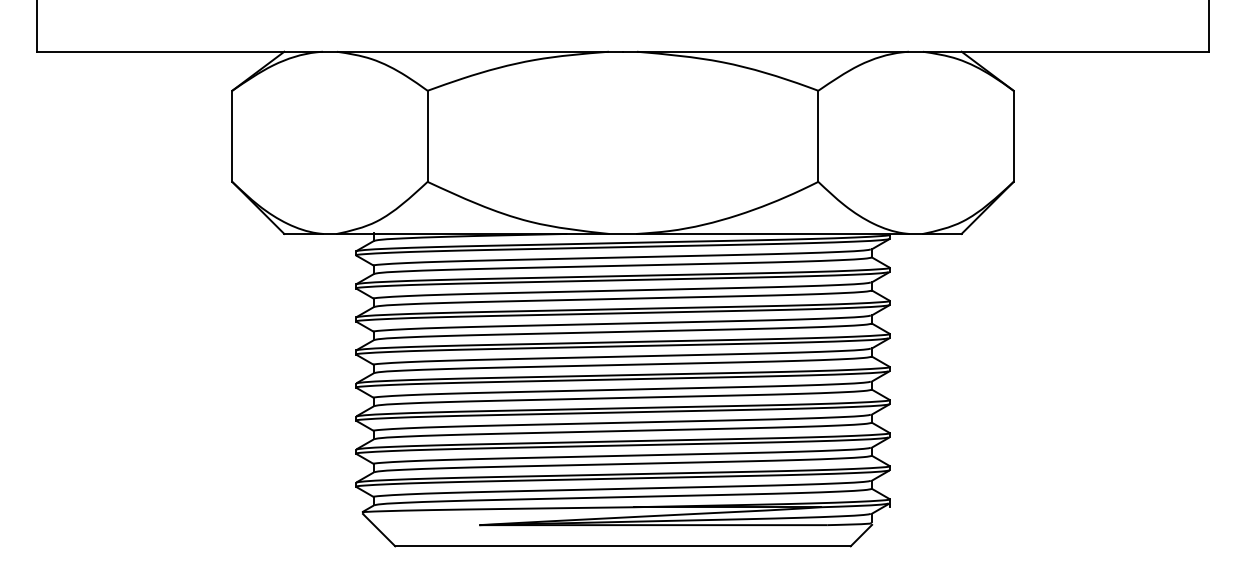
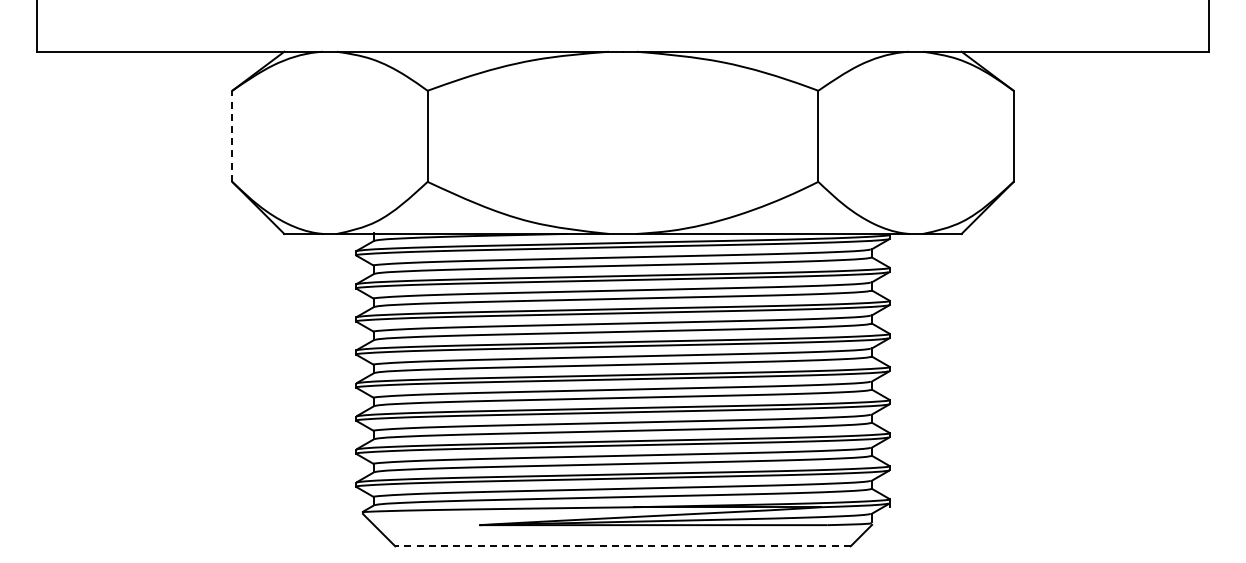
line: solid -> dashed (232, 136)
line: solid -> dashed (623, 546)
